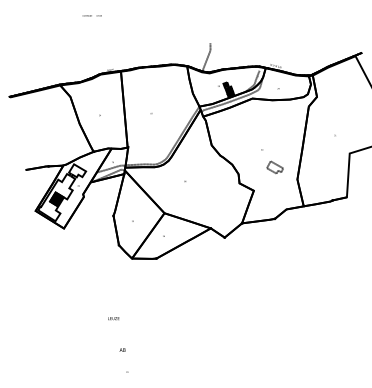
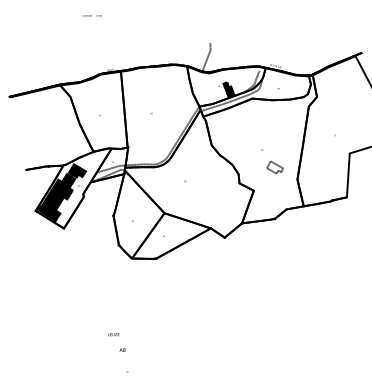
fill: none -> present (62, 192)
text position: (113, 318) -> (113, 334) (113, 334)
